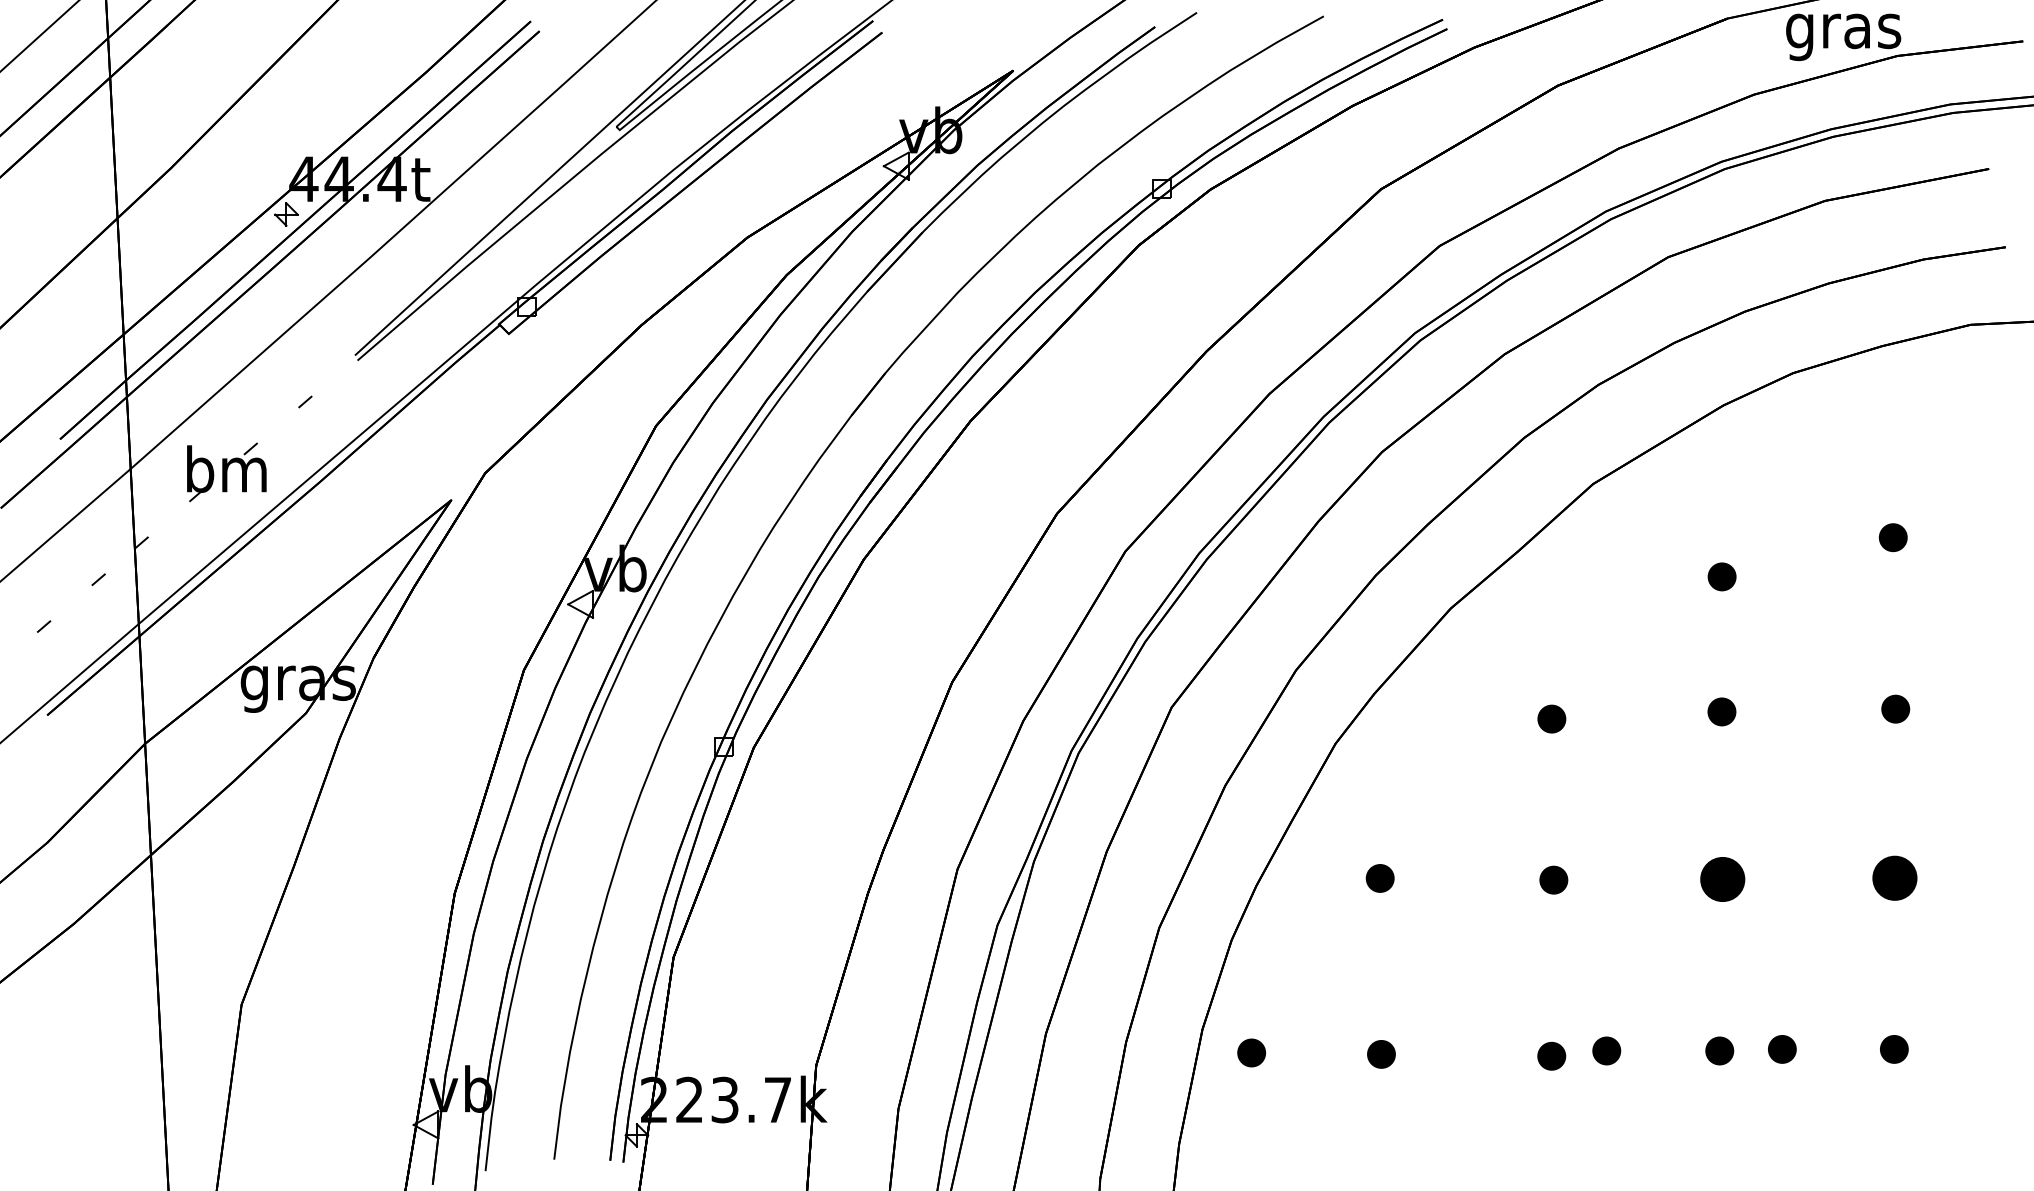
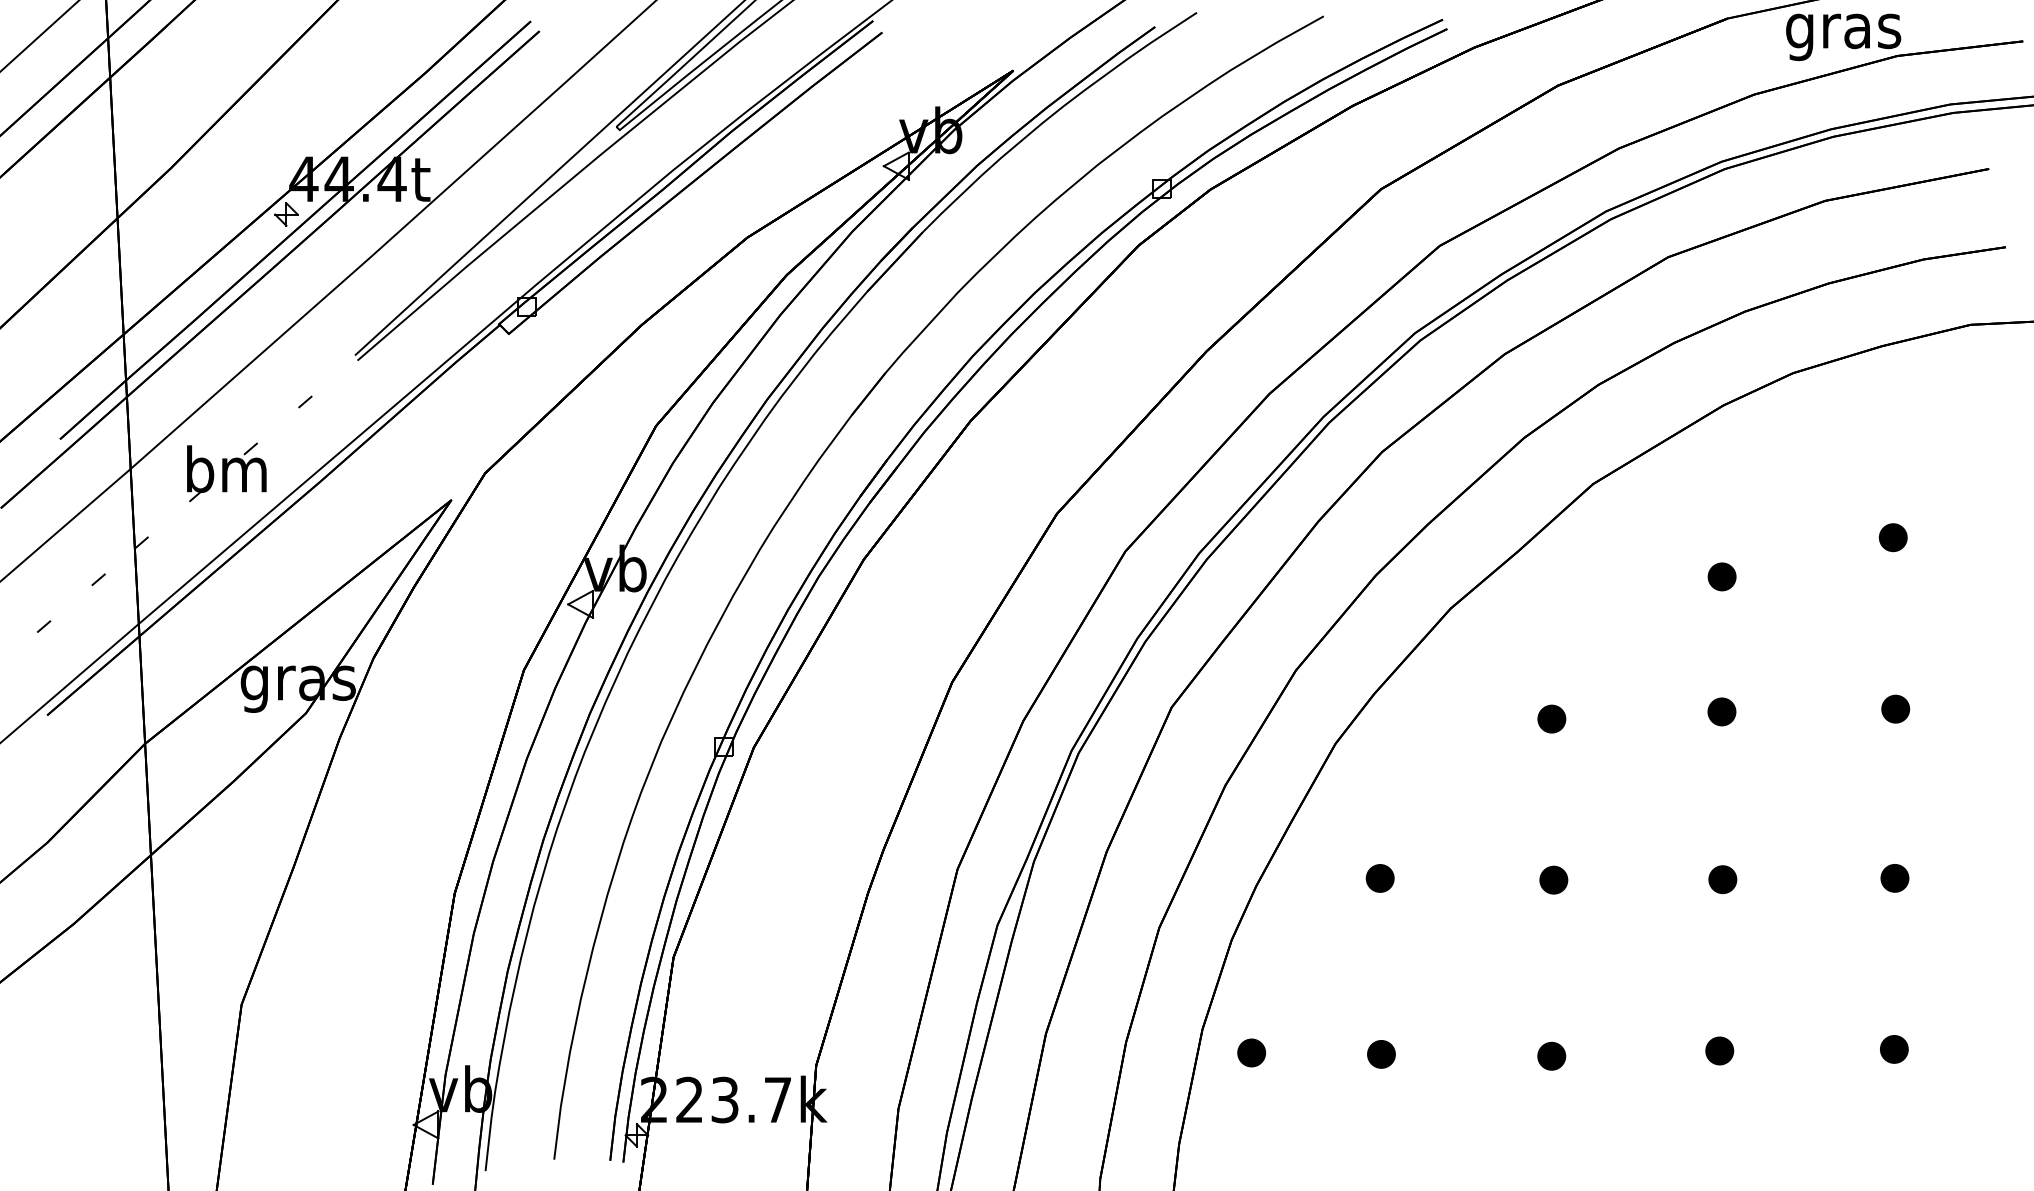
part size: 46x46 px -> 30x29 px (1894, 878)
part size: 46x45 px -> 30x30 px (1722, 879)
part: present -> none (1782, 1049)
part: present -> none (1606, 1050)
